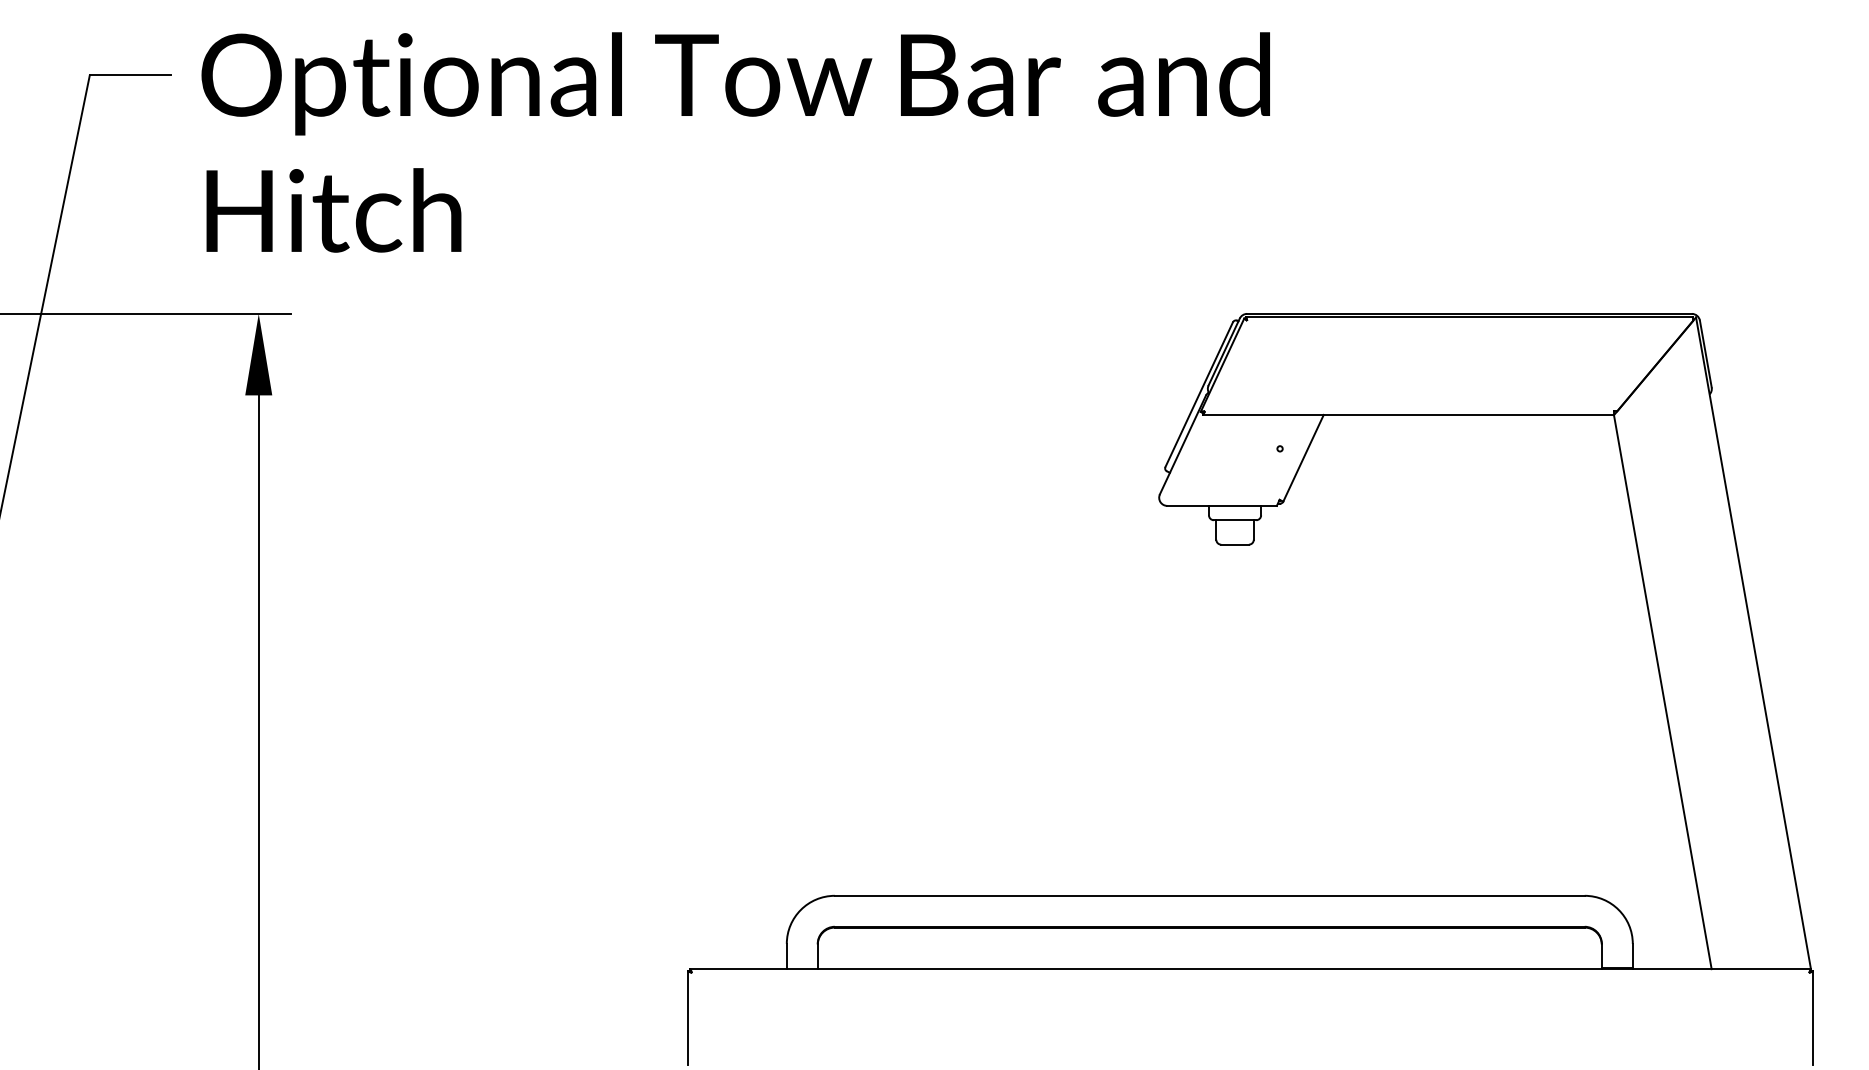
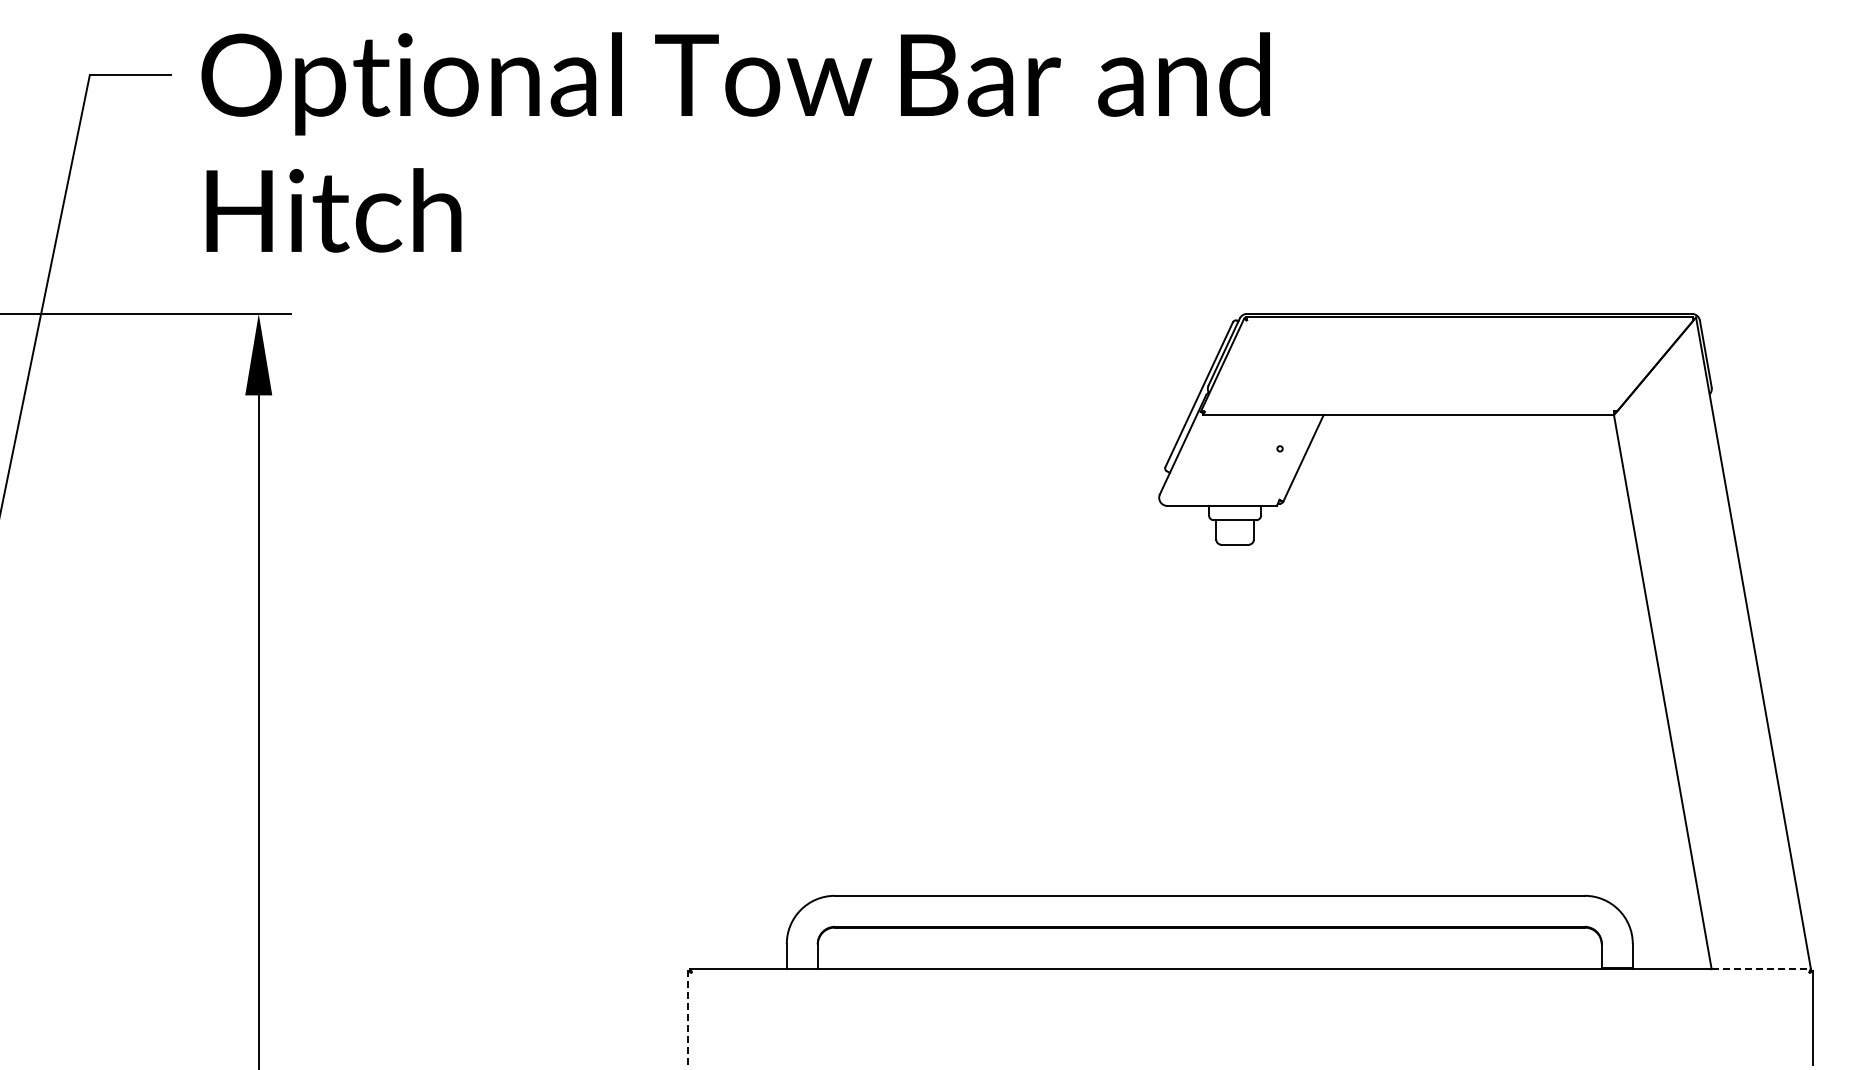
line: solid -> dashed (1761, 969)
line: solid -> dashed (688, 1018)
